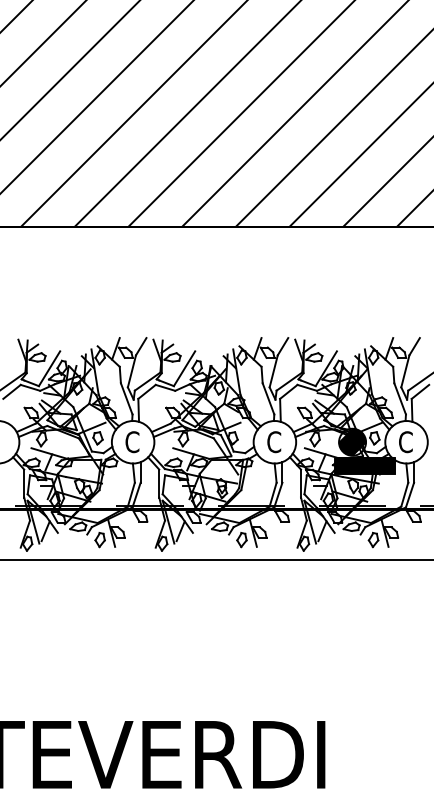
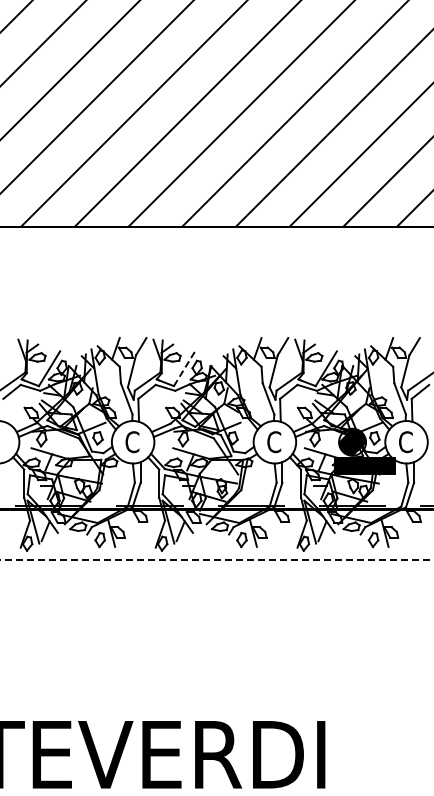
line: solid -> dashed (184, 368)
line: solid -> dashed (217, 560)
